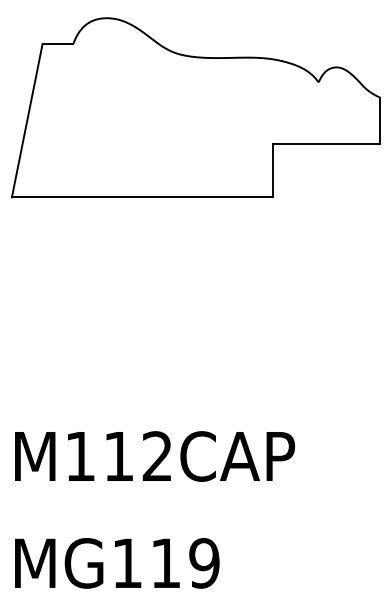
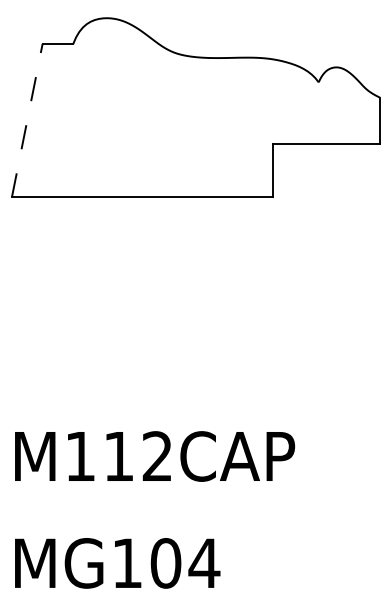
line: solid -> dashed (27, 120)
text: MG119 -> MG104 (185, 563)
